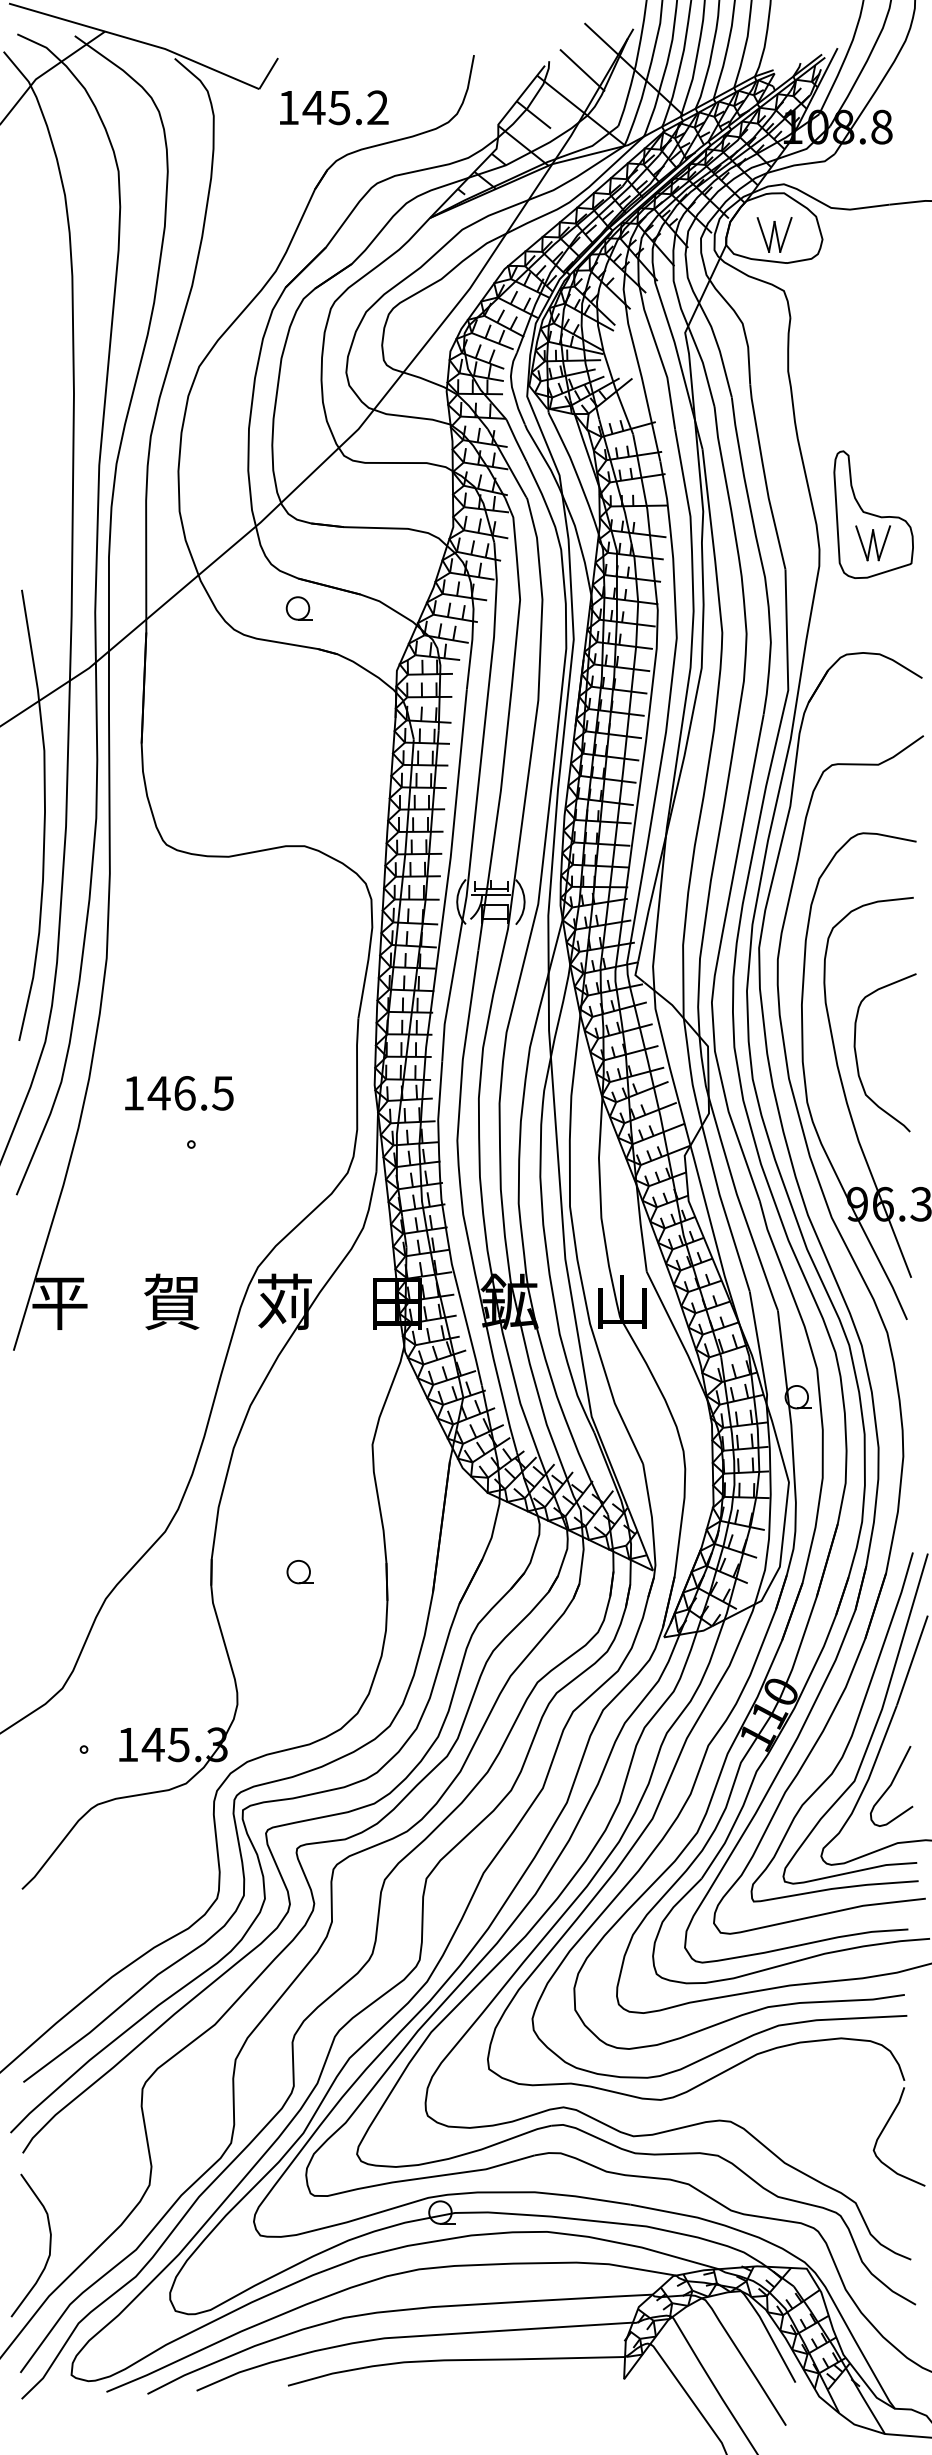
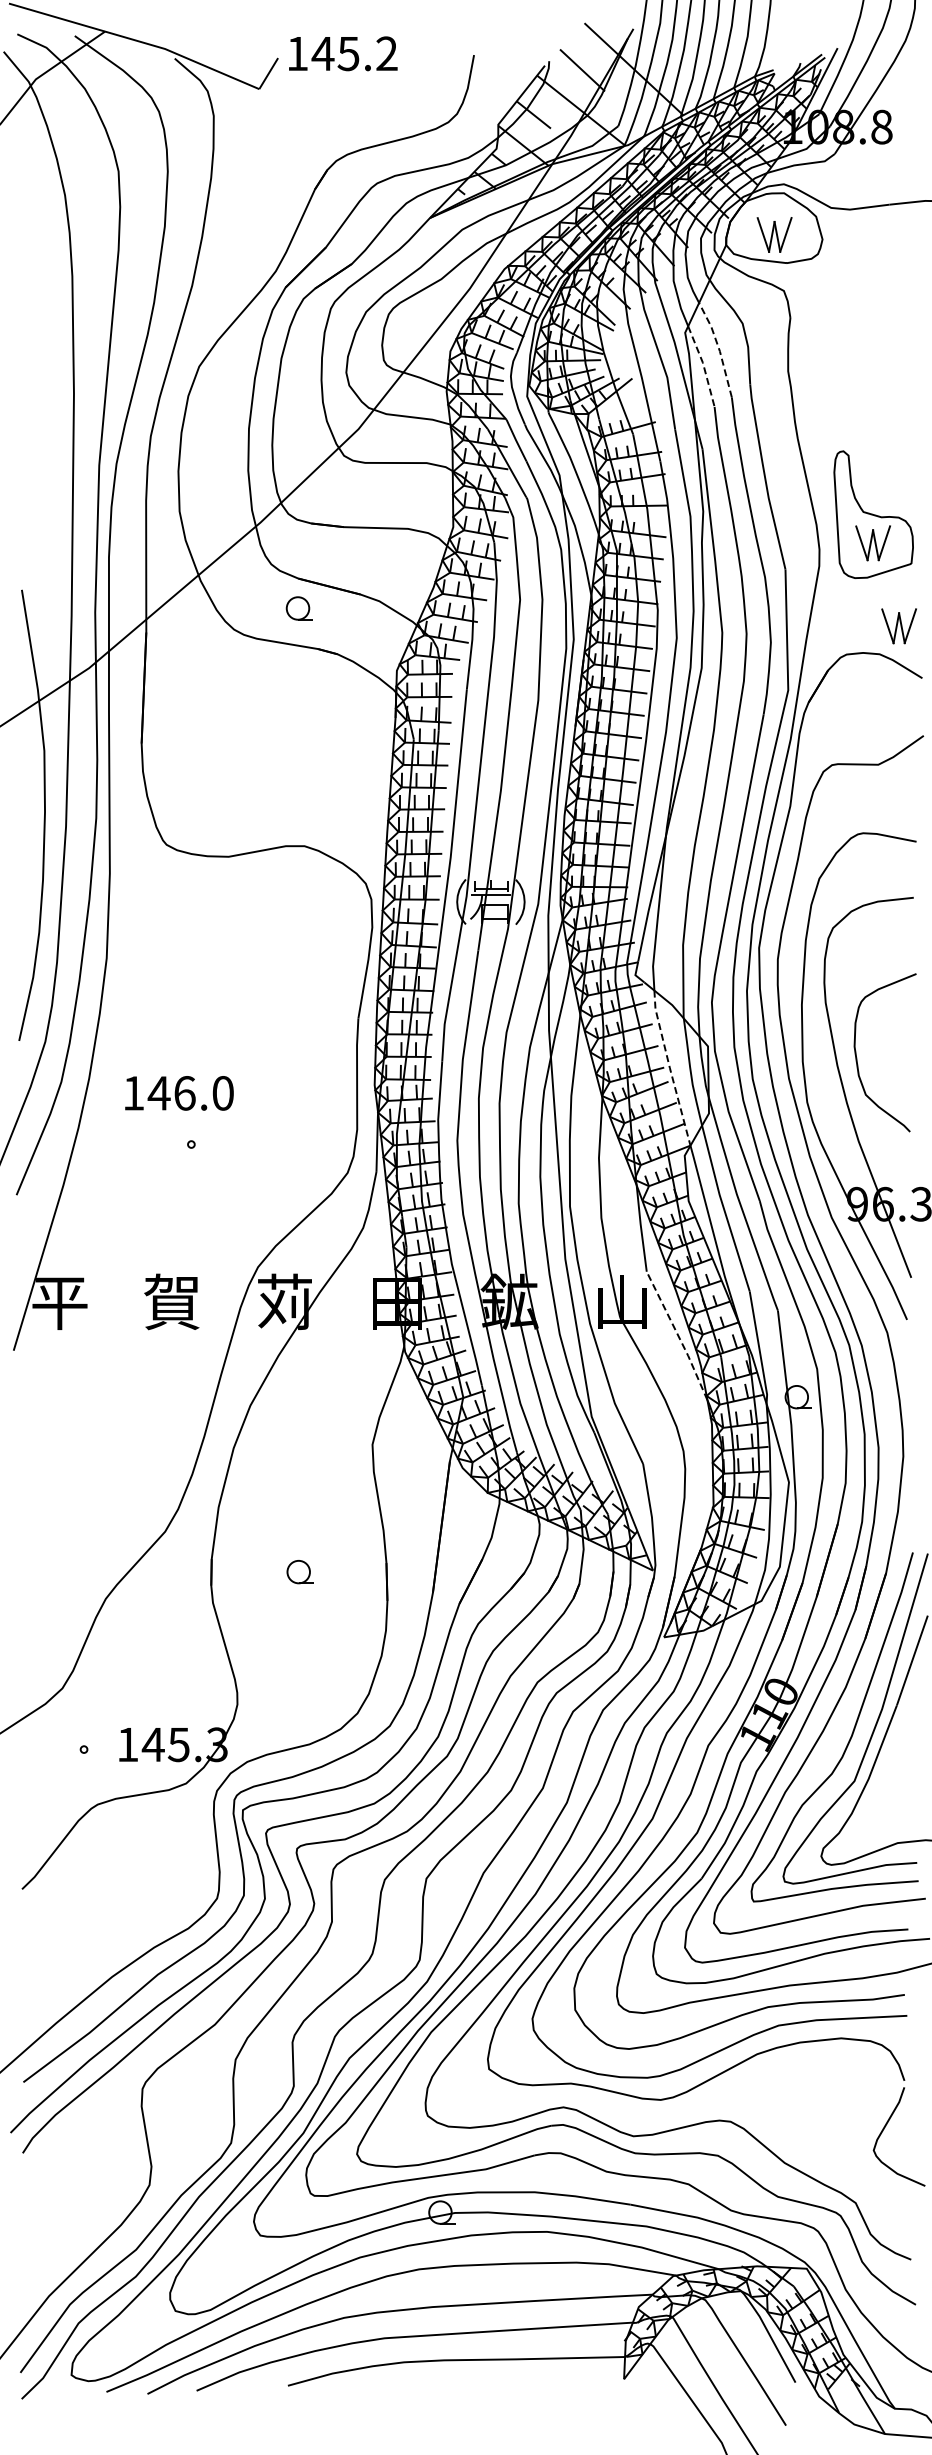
text position: (334, 107) -> (343, 53) (343, 53)
line: solid -> dashed (718, 348)
line: solid -> dashed (703, 365)
part: none -> present (898, 626)
line: solid -> dashed (669, 1068)
text: 146.5 -> 146.0 (222, 1093)
line: solid -> dashed (678, 1336)
curve: present -> none (891, 1785)
curve: present -> none (49, 2245)
